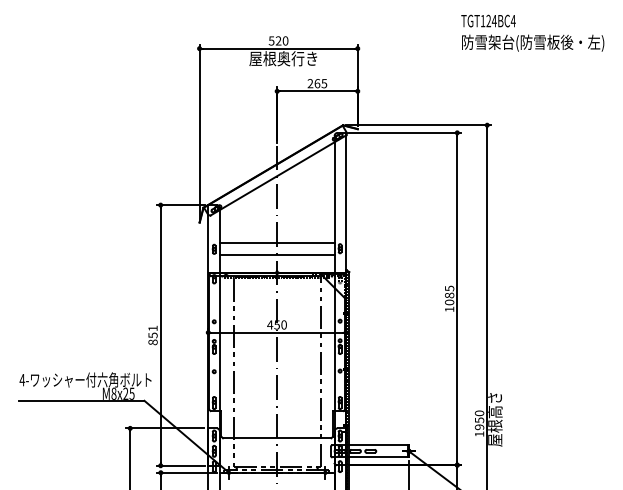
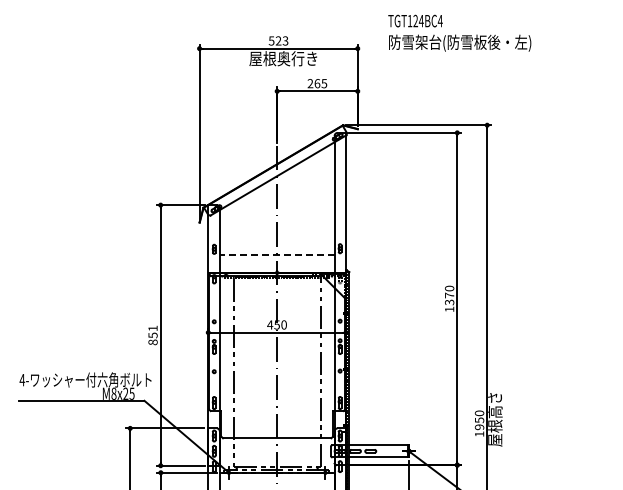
text position: (532, 32) -> (459, 32) (459, 32)
text: 520 -> 523 (285, 40)
line: present -> none (276, 242)
line: solid -> dashed (276, 254)
text: 1085 -> 1370 (449, 295)
